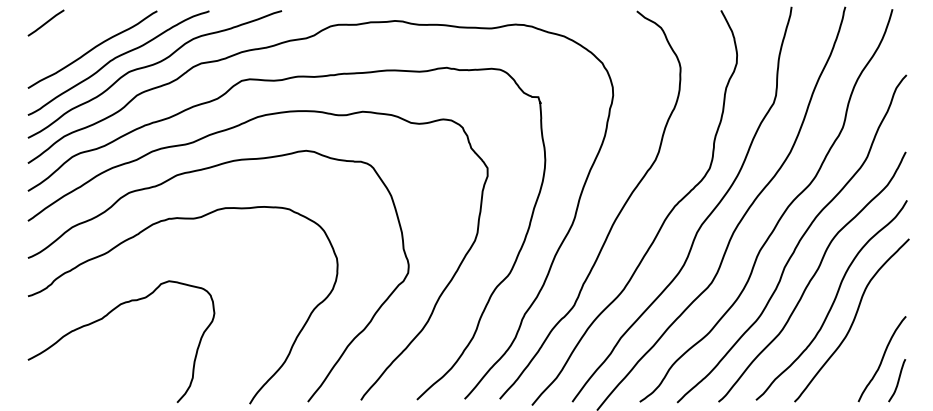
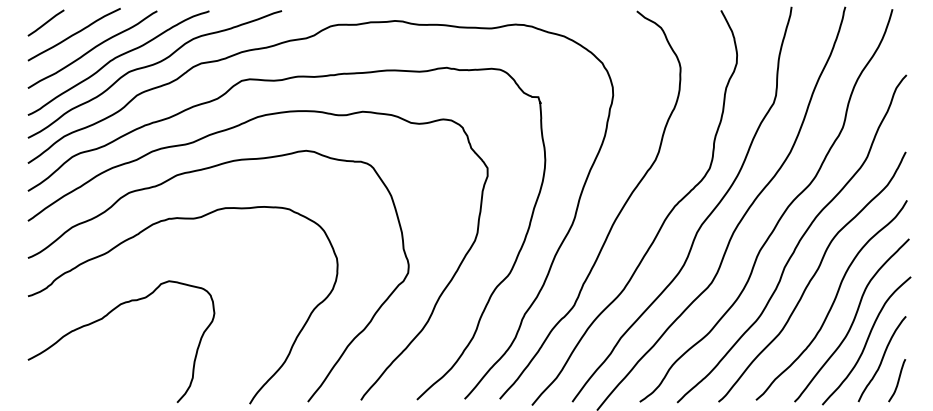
curve: none -> present (73, 34)
curve: none -> present (866, 340)
